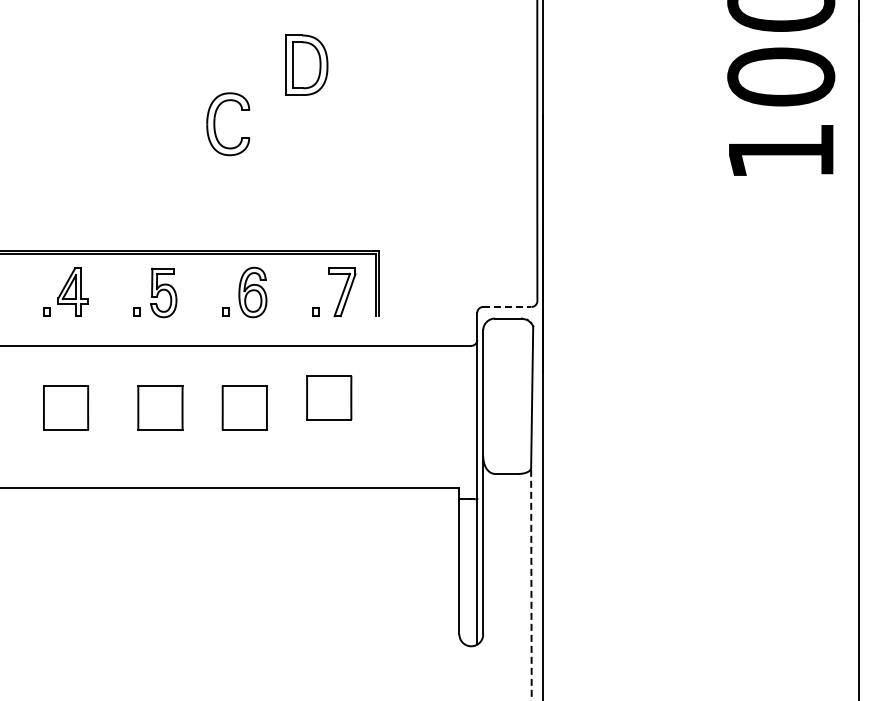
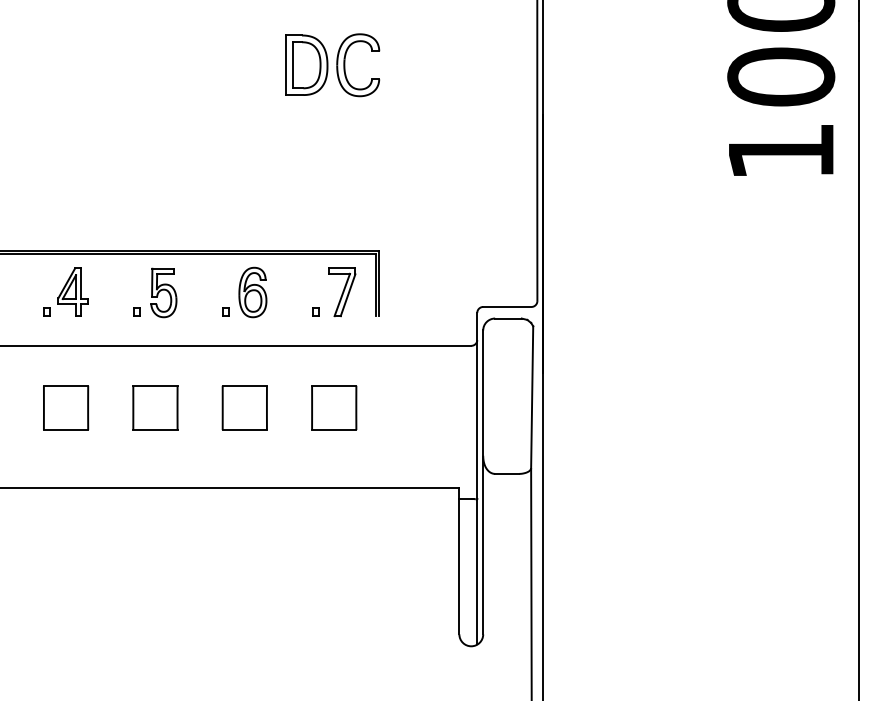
part position: (215, 124) -> (345, 65) (345, 65)
line: dashed -> solid (507, 306)
part position: (329, 397) -> (334, 407) (334, 407)
part position: (160, 407) -> (155, 407) (155, 407)
line: dashed -> solid (531, 584)
